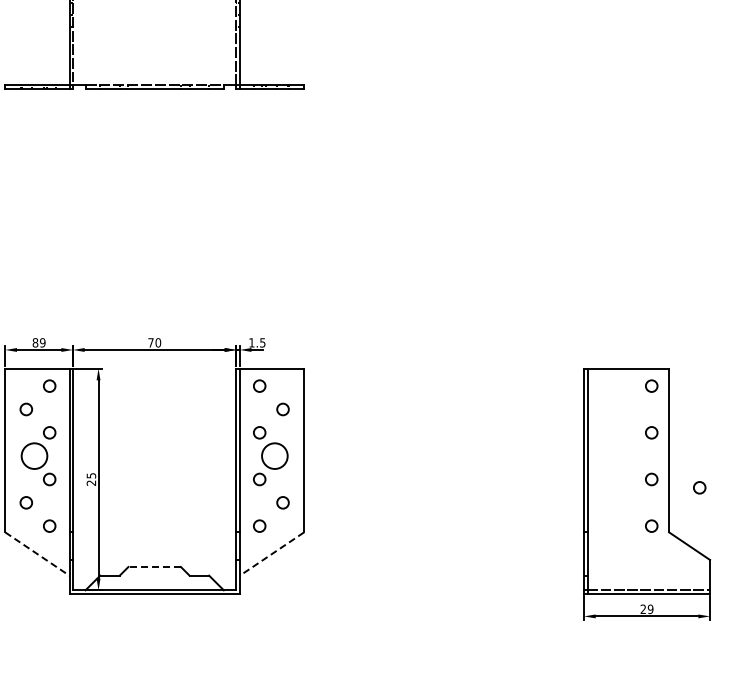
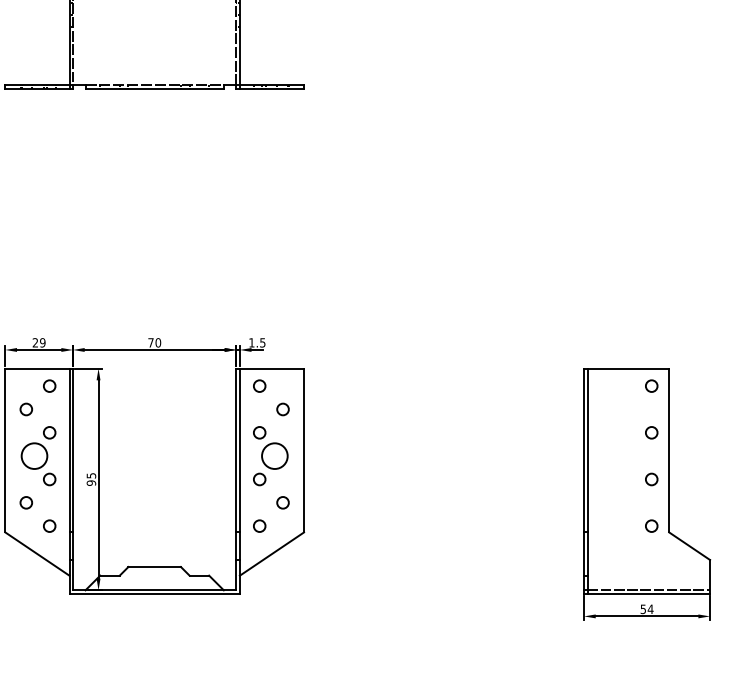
text: 89 -> 29 (35, 342)
text: 25 -> 95 (91, 482)
circle: present -> none (699, 487)
line: dashed -> solid (37, 554)
line: dashed -> solid (271, 554)
line: dashed -> solid (154, 567)
text: 29 -> 54 (646, 609)
